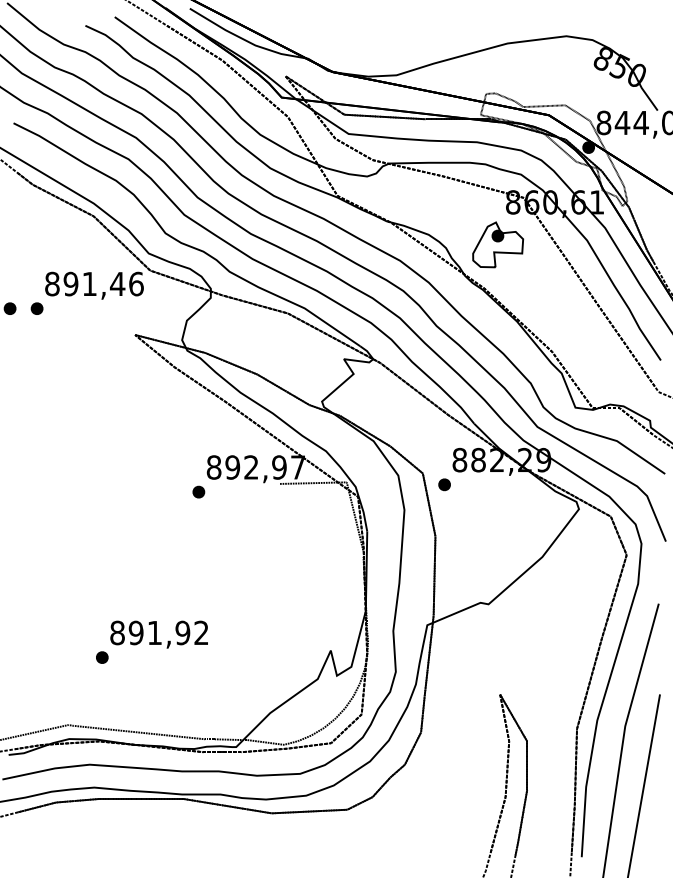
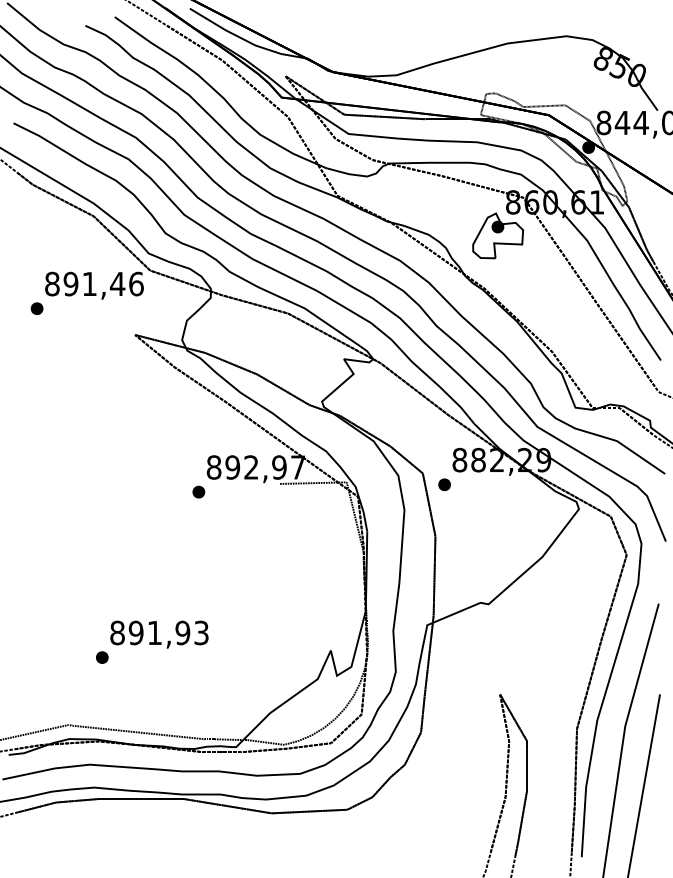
part position: (498, 244) -> (498, 235) (498, 235)
part: present -> none (9, 308)
text: 891,92 -> 891,93 (201, 633)
